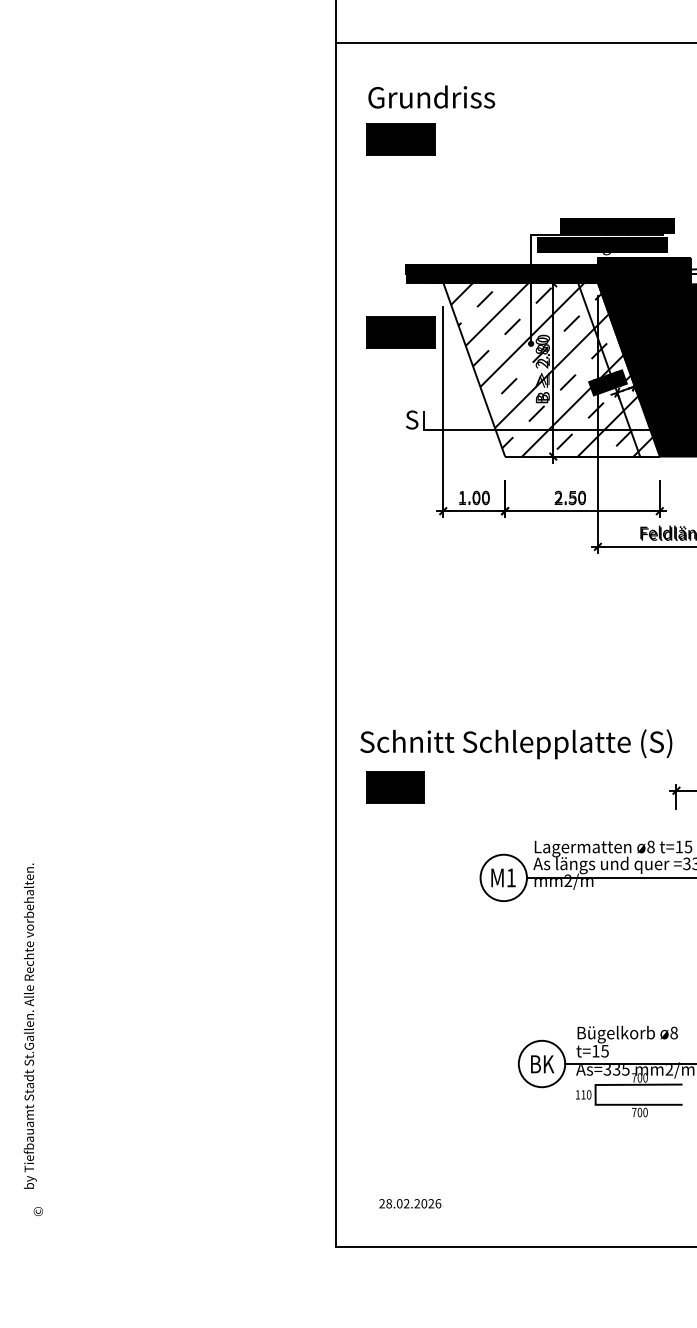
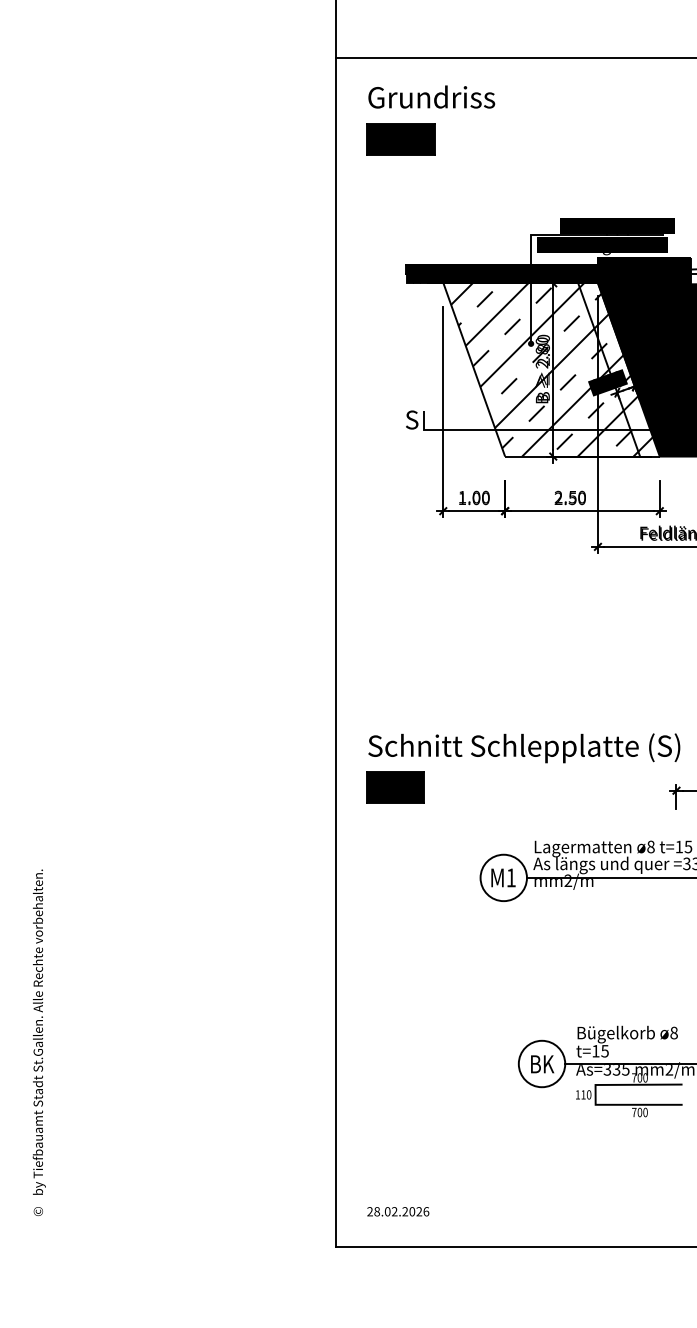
line position: (514, 43) -> (514, 58) (514, 58)
part: present -> none (400, 332)
text position: (516, 744) -> (524, 748) (524, 748)
text position: (29, 1025) -> (38, 1031) (38, 1031)
text position: (410, 1203) -> (398, 1211) (398, 1211)
